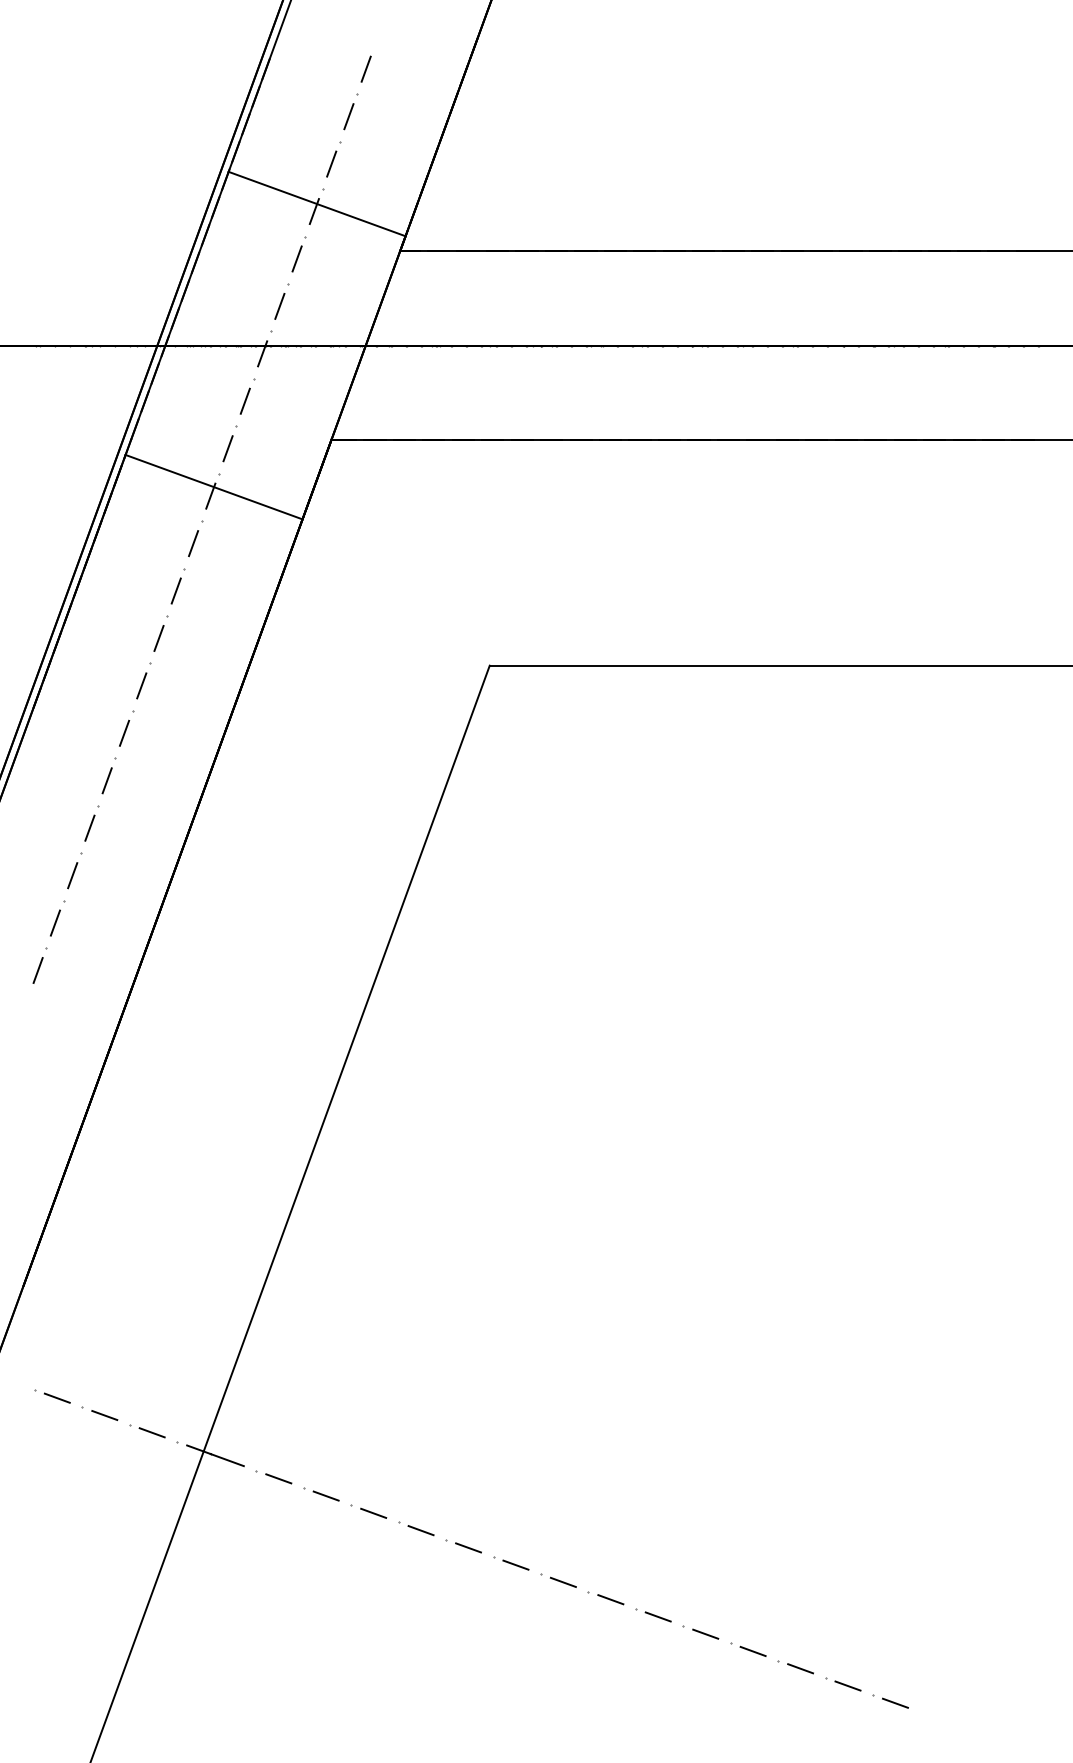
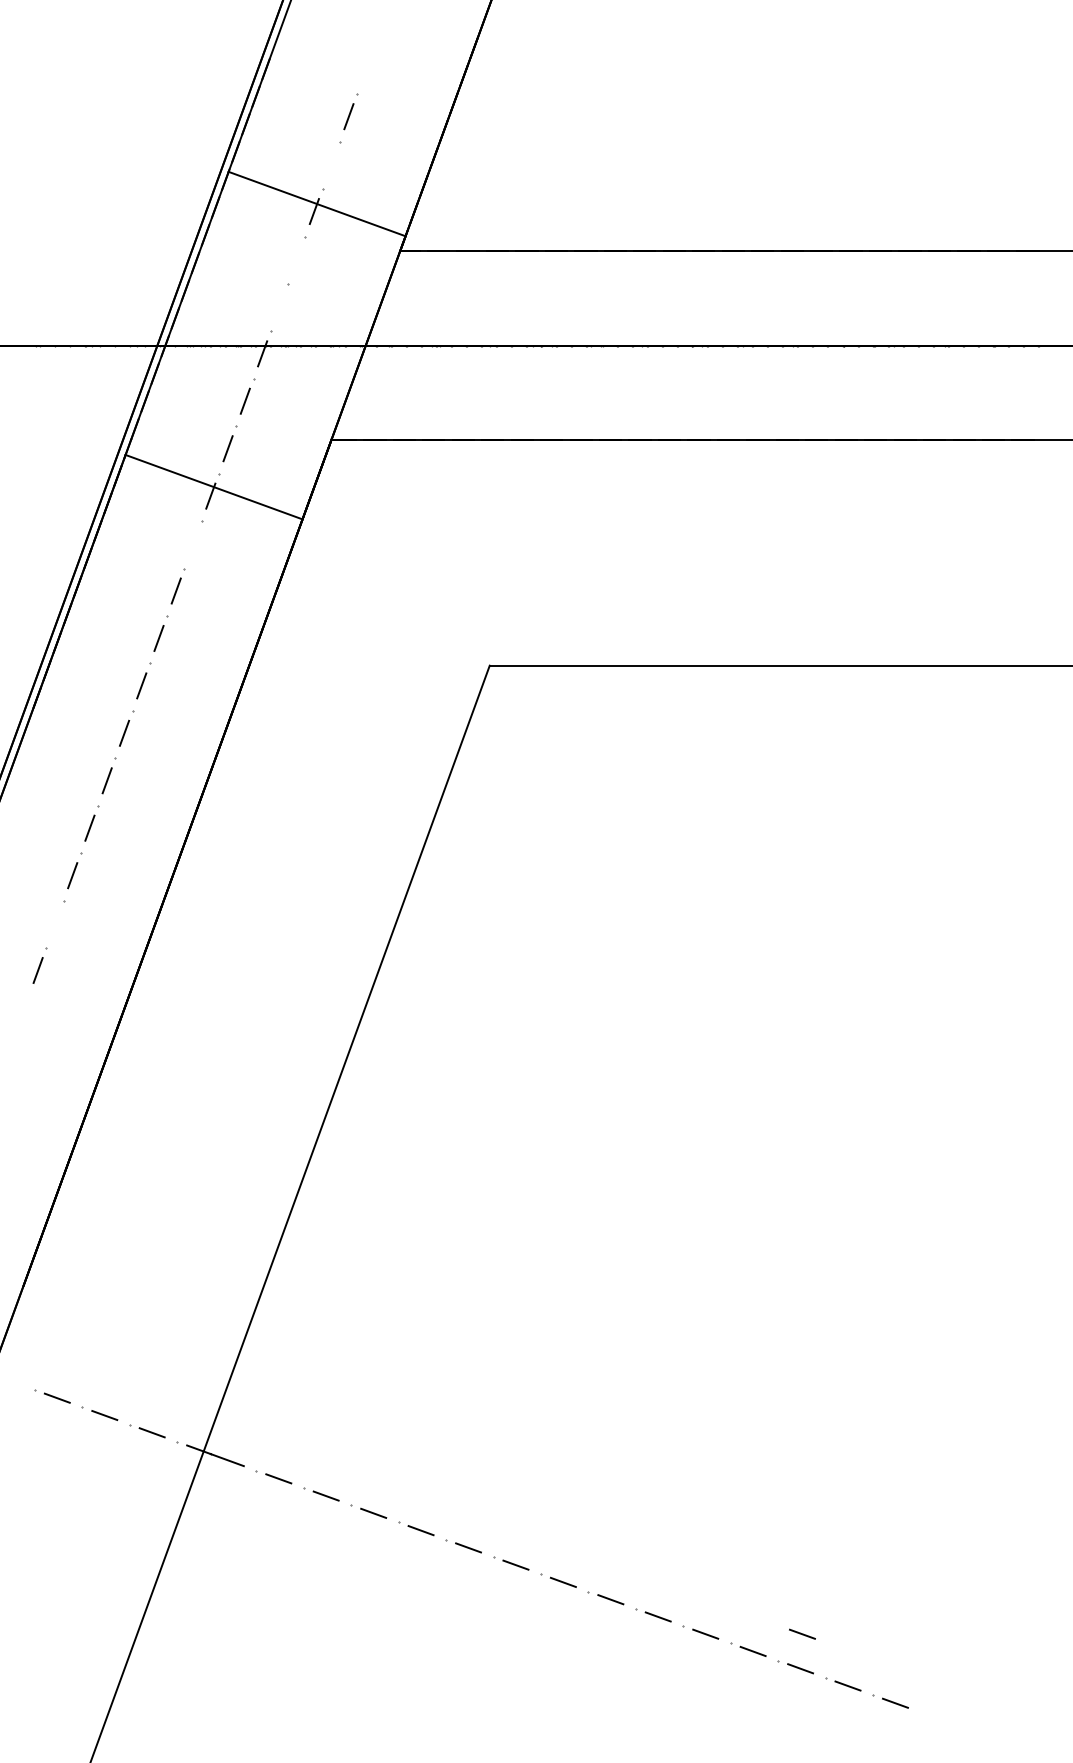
line: present -> none (365, 68)
line: present -> none (331, 163)
line: present -> none (296, 258)
line: present -> none (279, 306)
line: present -> none (193, 543)
line: present -> none (55, 922)
line: none -> present (802, 1633)
